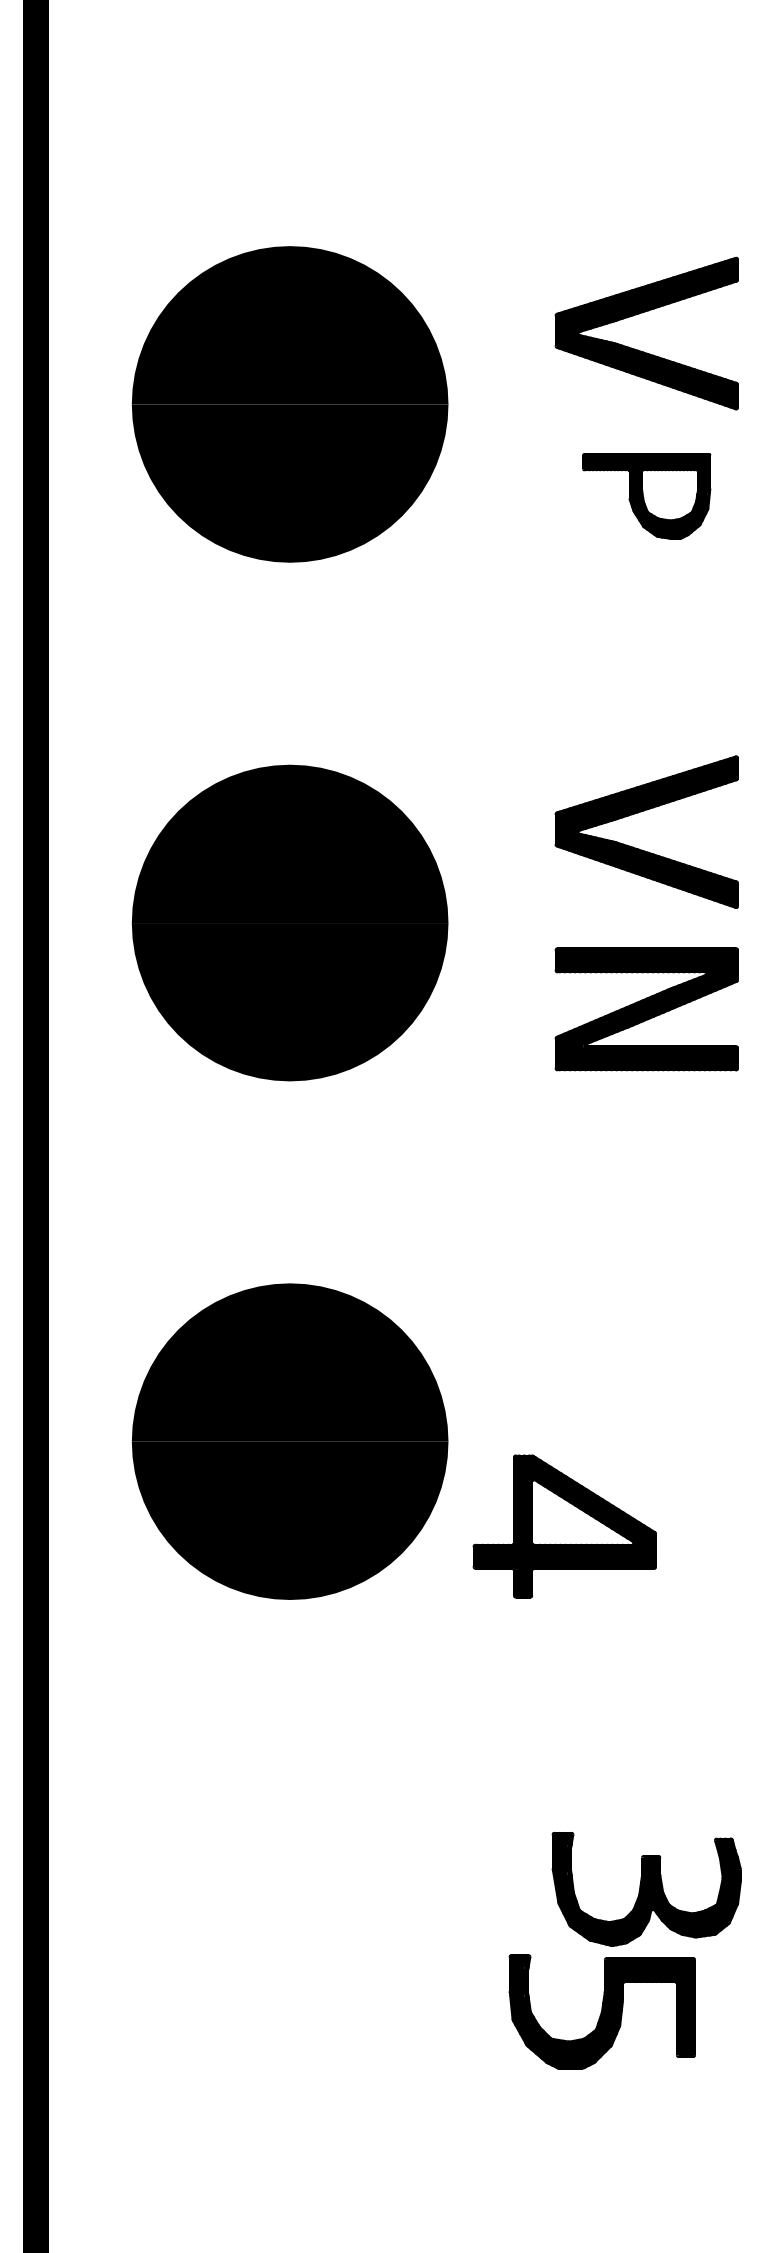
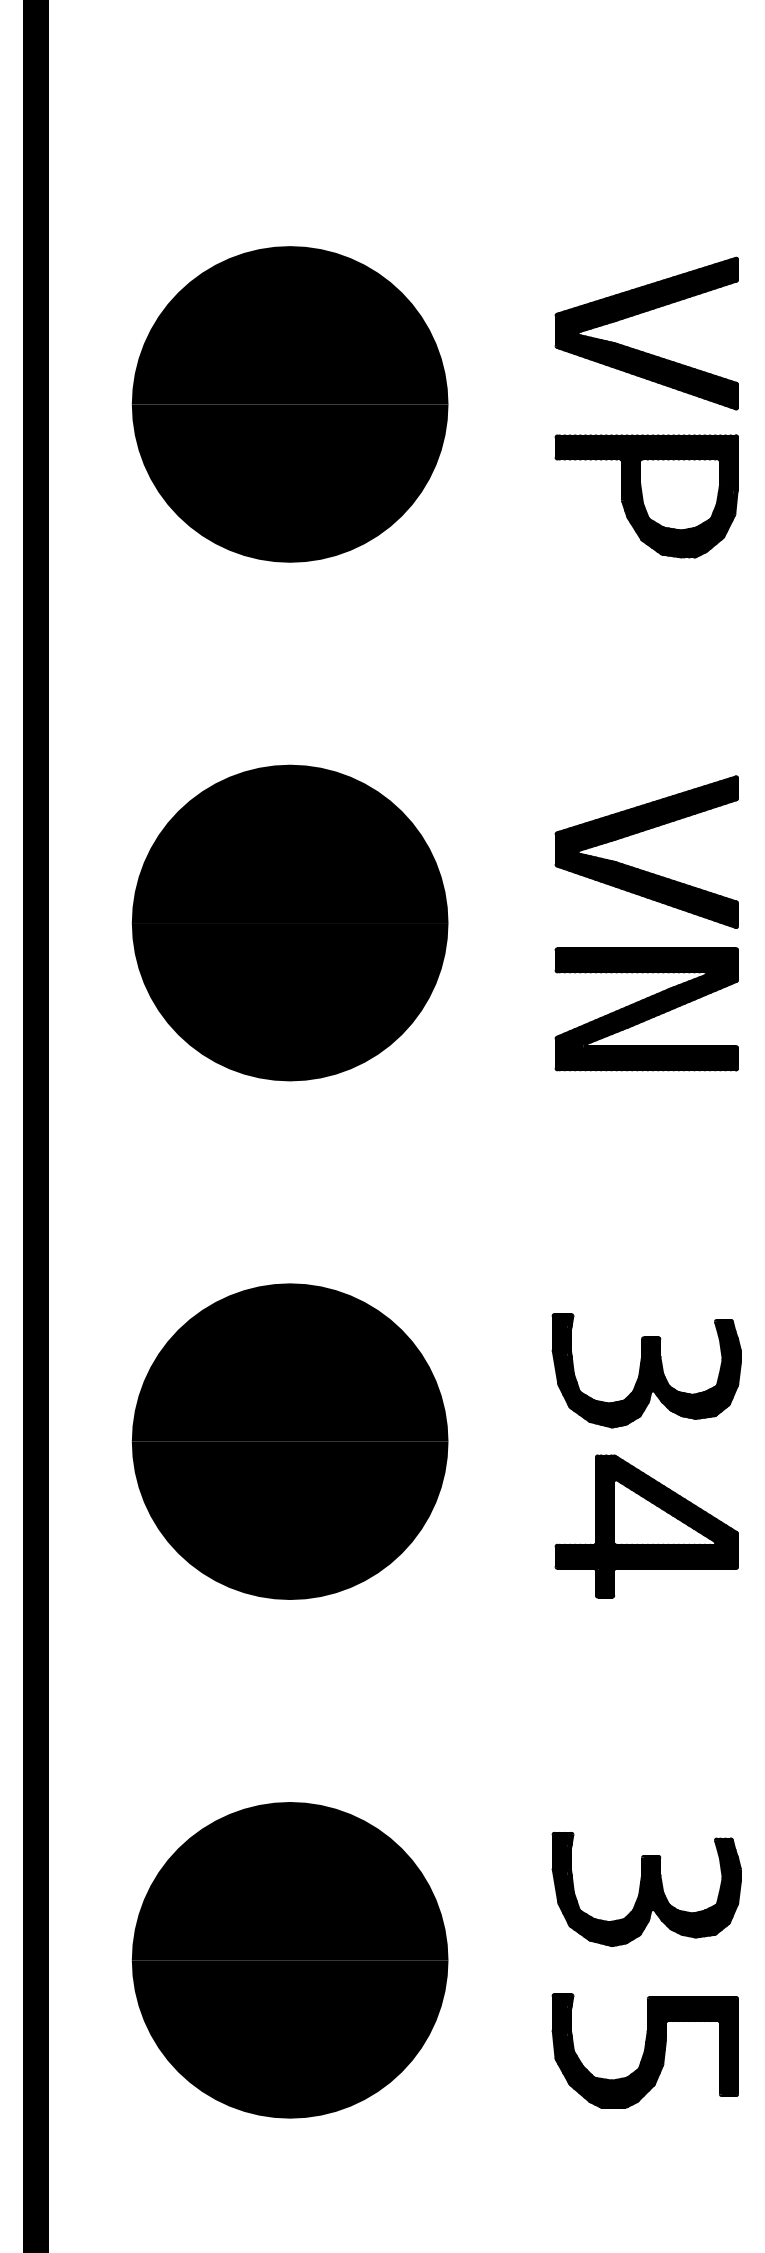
part size: 130x87 px -> 185x125 px (646, 496)
part position: (639, 848) -> (639, 868) (639, 868)
part: none -> present (646, 1370)
part position: (564, 1526) -> (646, 1526) (646, 1526)
part: none -> present (289, 1960)
part position: (601, 2011) -> (644, 2050) (644, 2050)
